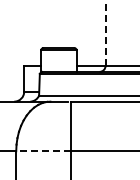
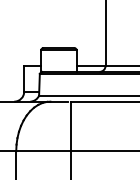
line: dashed -> solid (105, 33)
line: dashed -> solid (43, 151)
